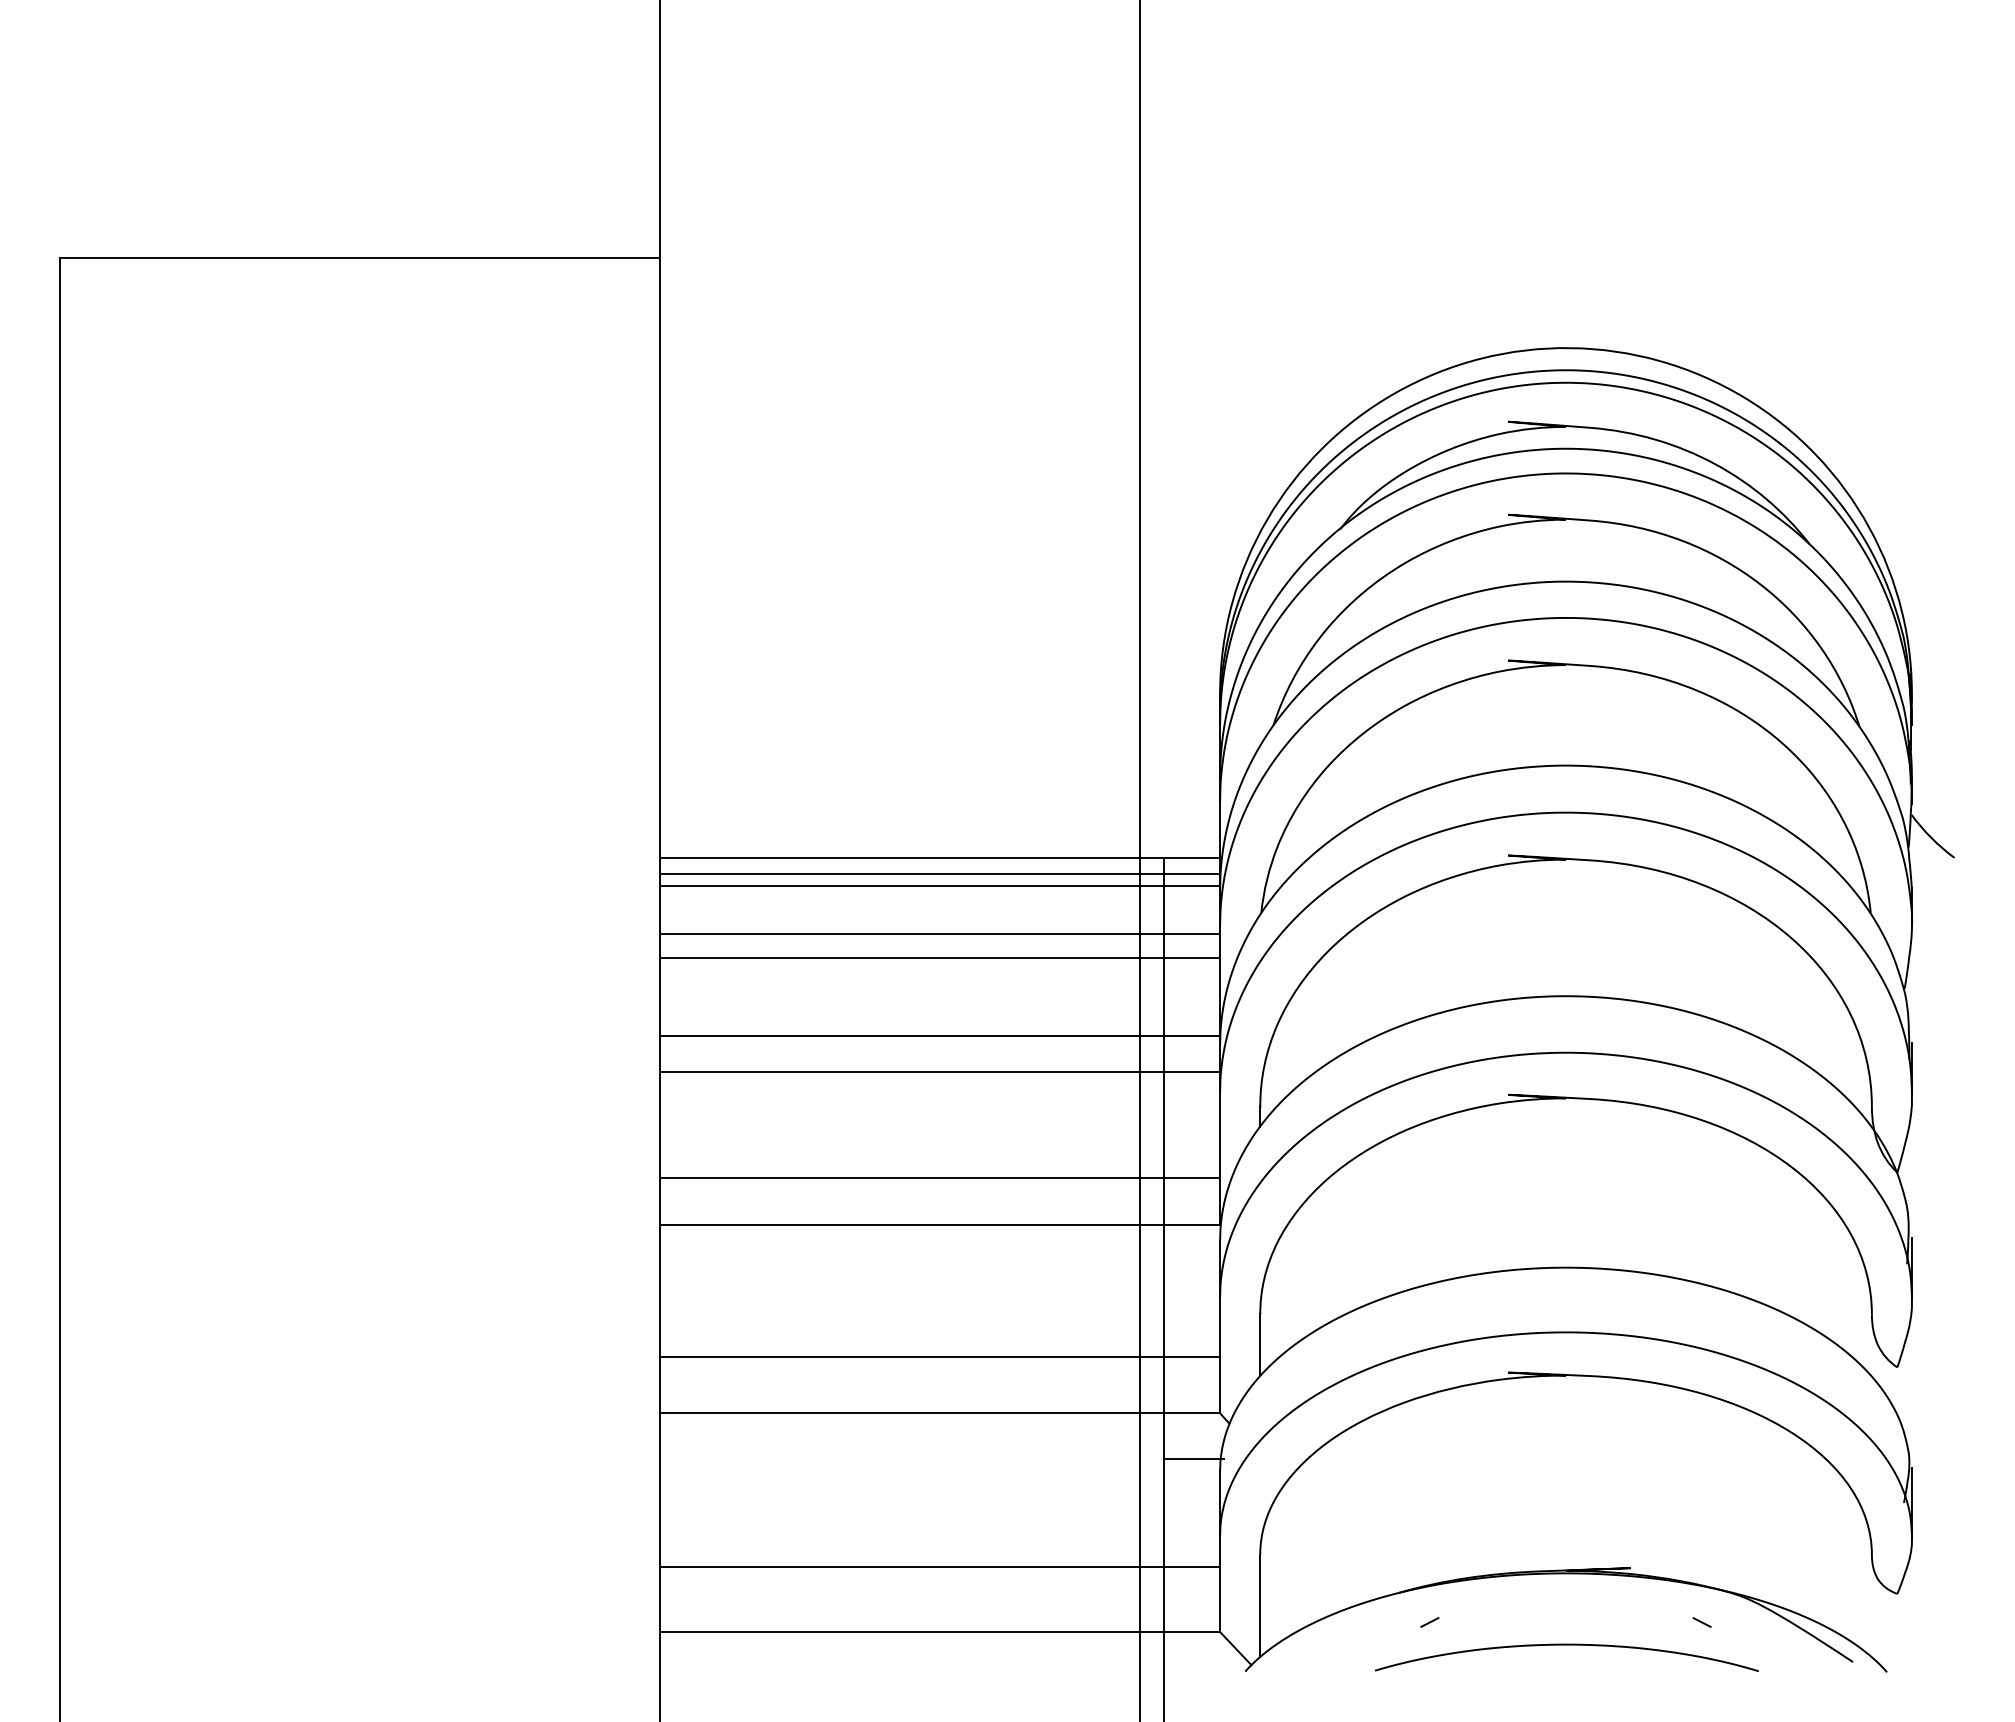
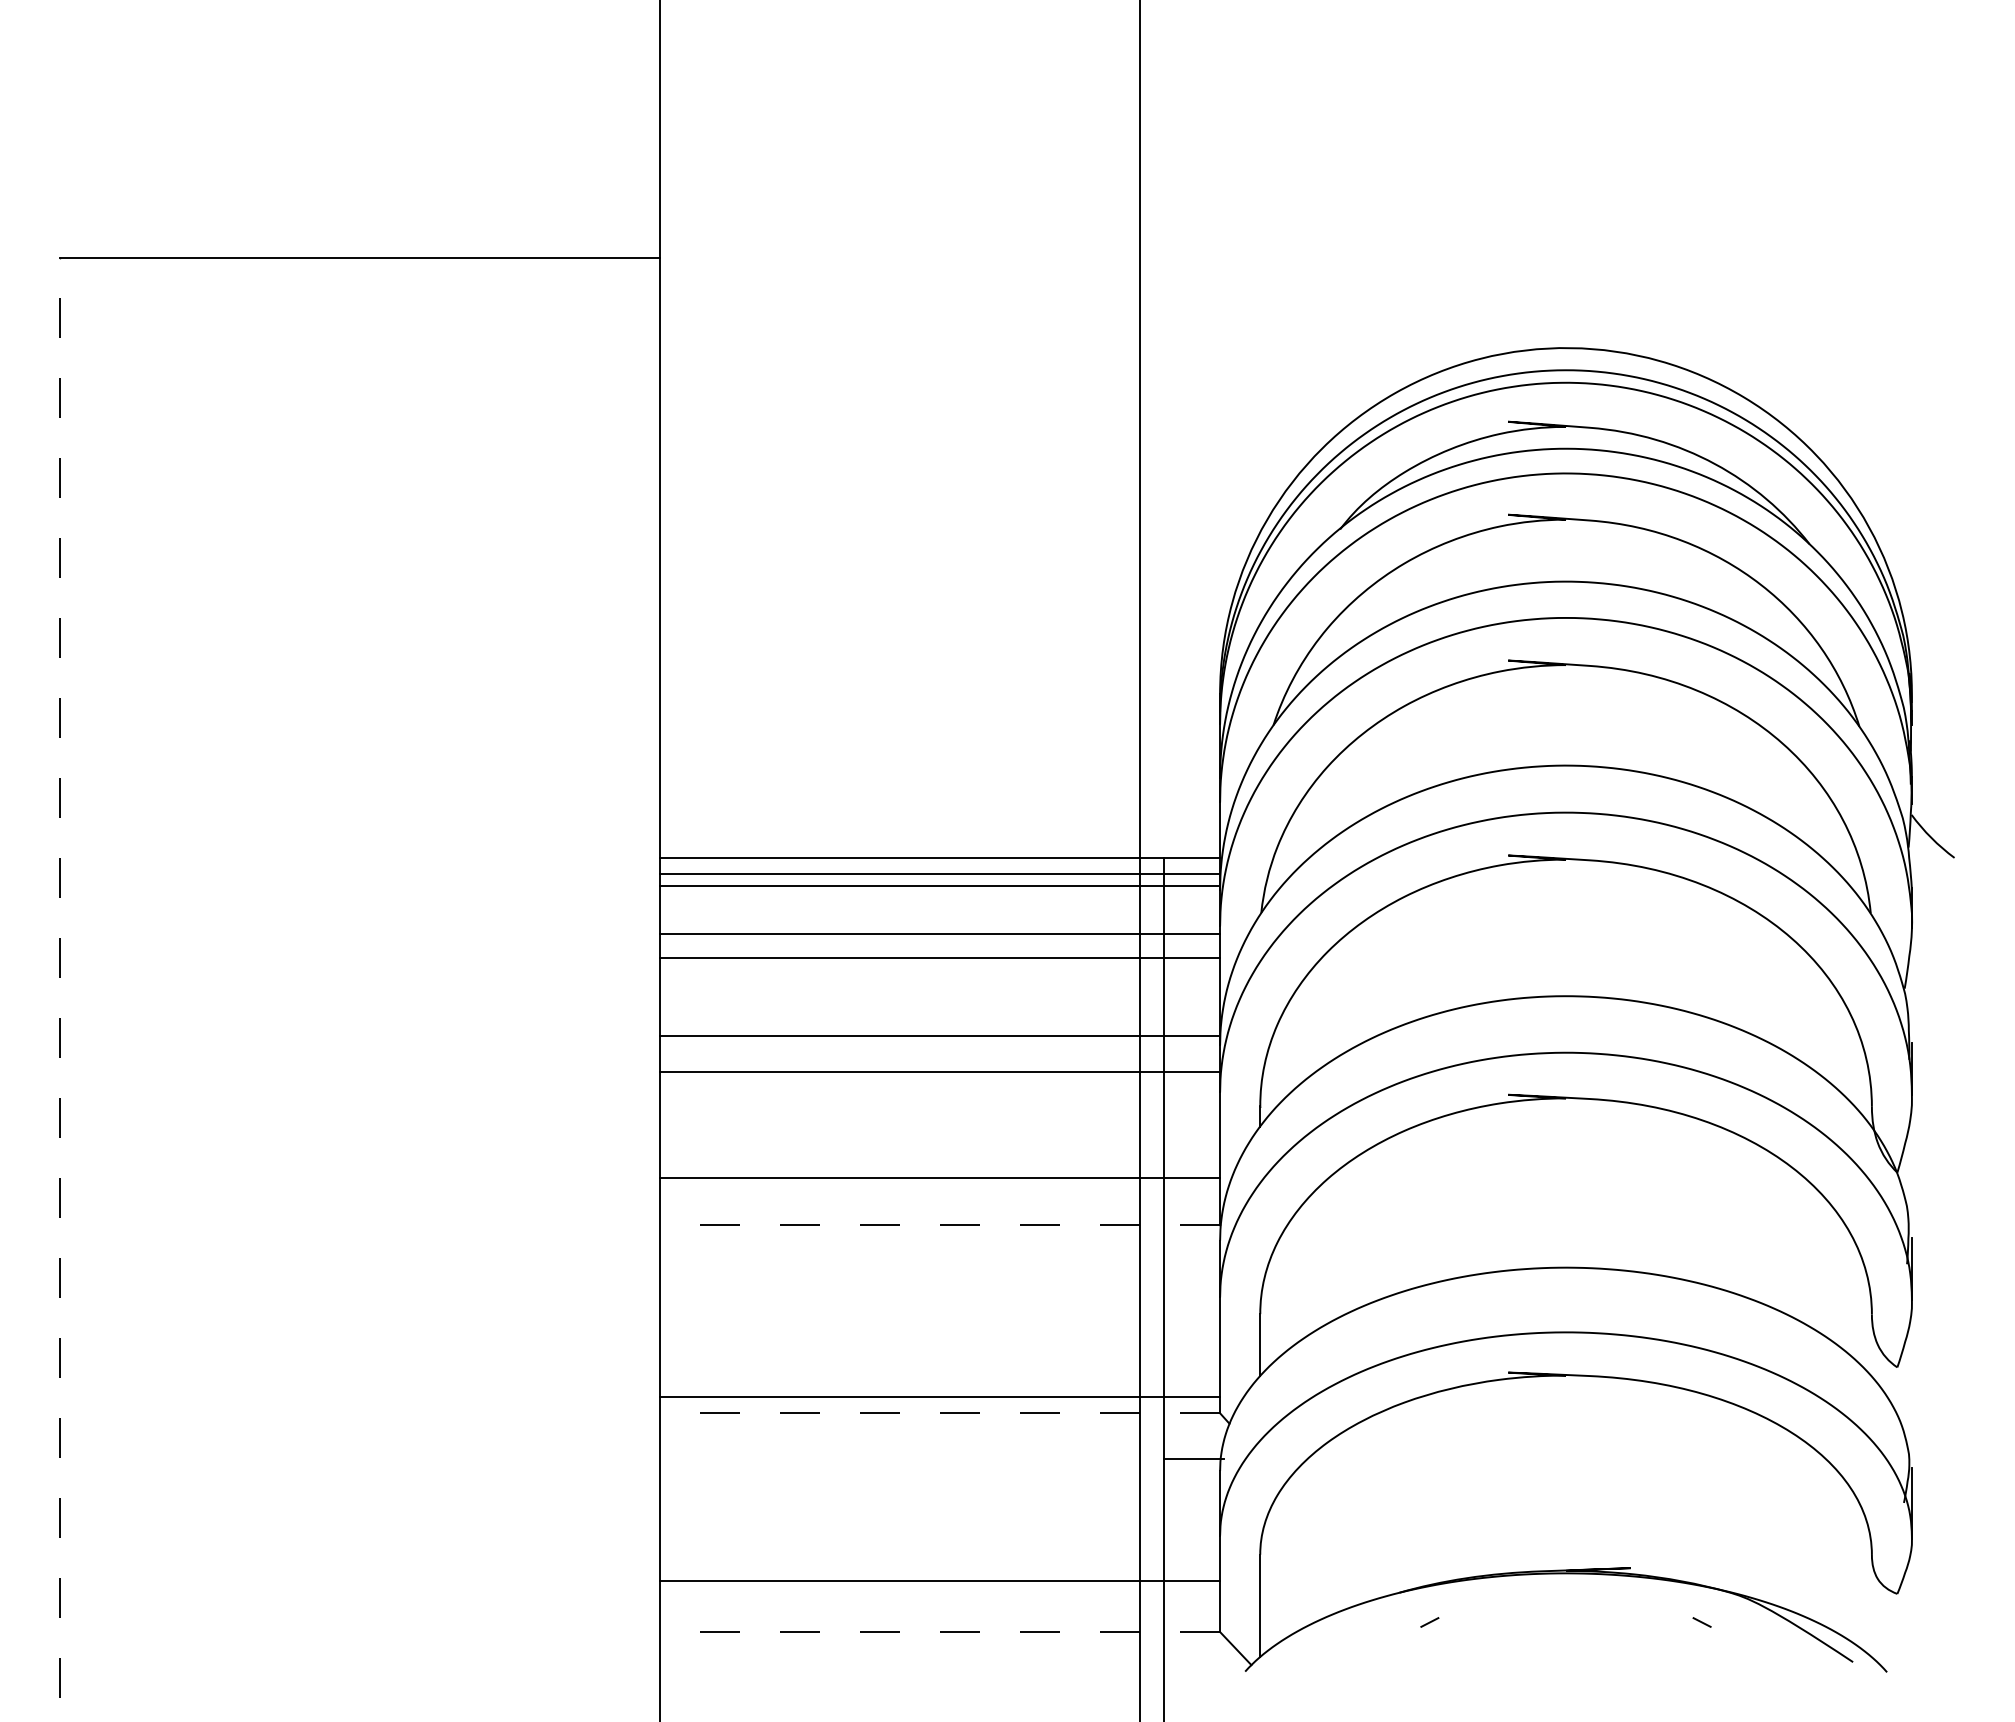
line: solid -> dashed (60, 989)
line: solid -> dashed (940, 1225)
line position: (940, 1356) -> (940, 1396) (940, 1396)
line: solid -> dashed (940, 1413)
line position: (940, 1567) -> (940, 1581) (940, 1581)
line: solid -> dashed (940, 1632)
curve: present -> none (1566, 1645)
